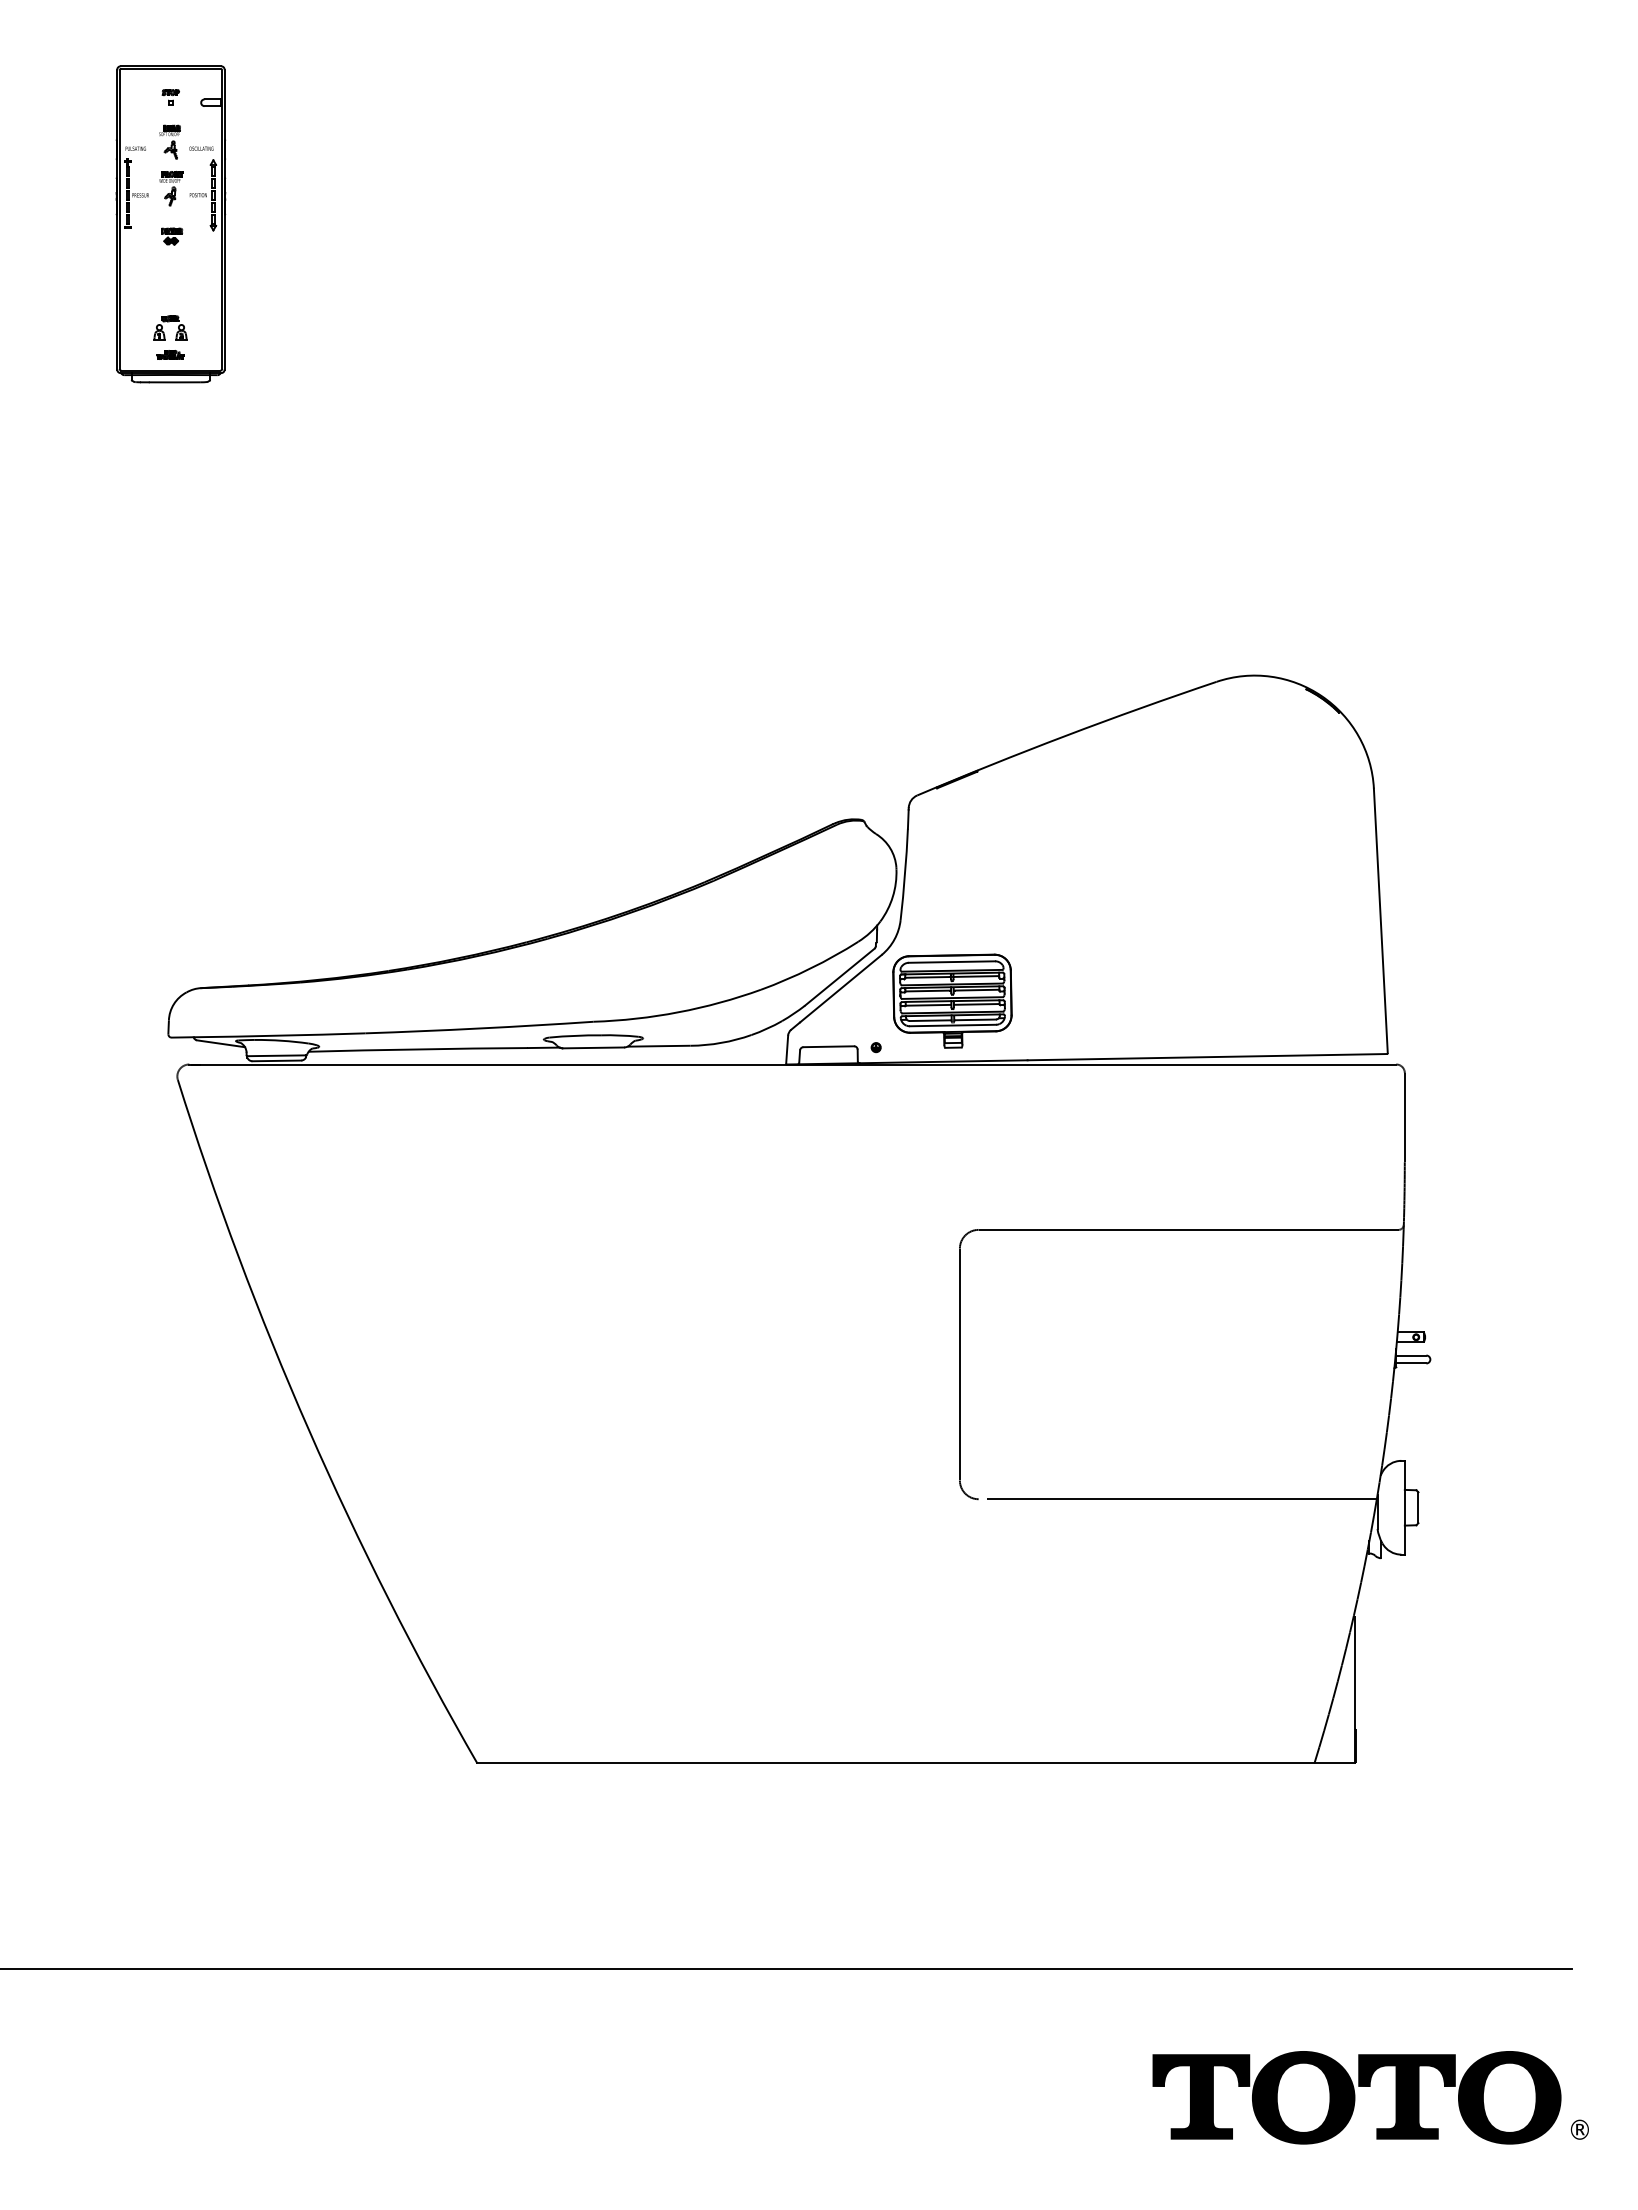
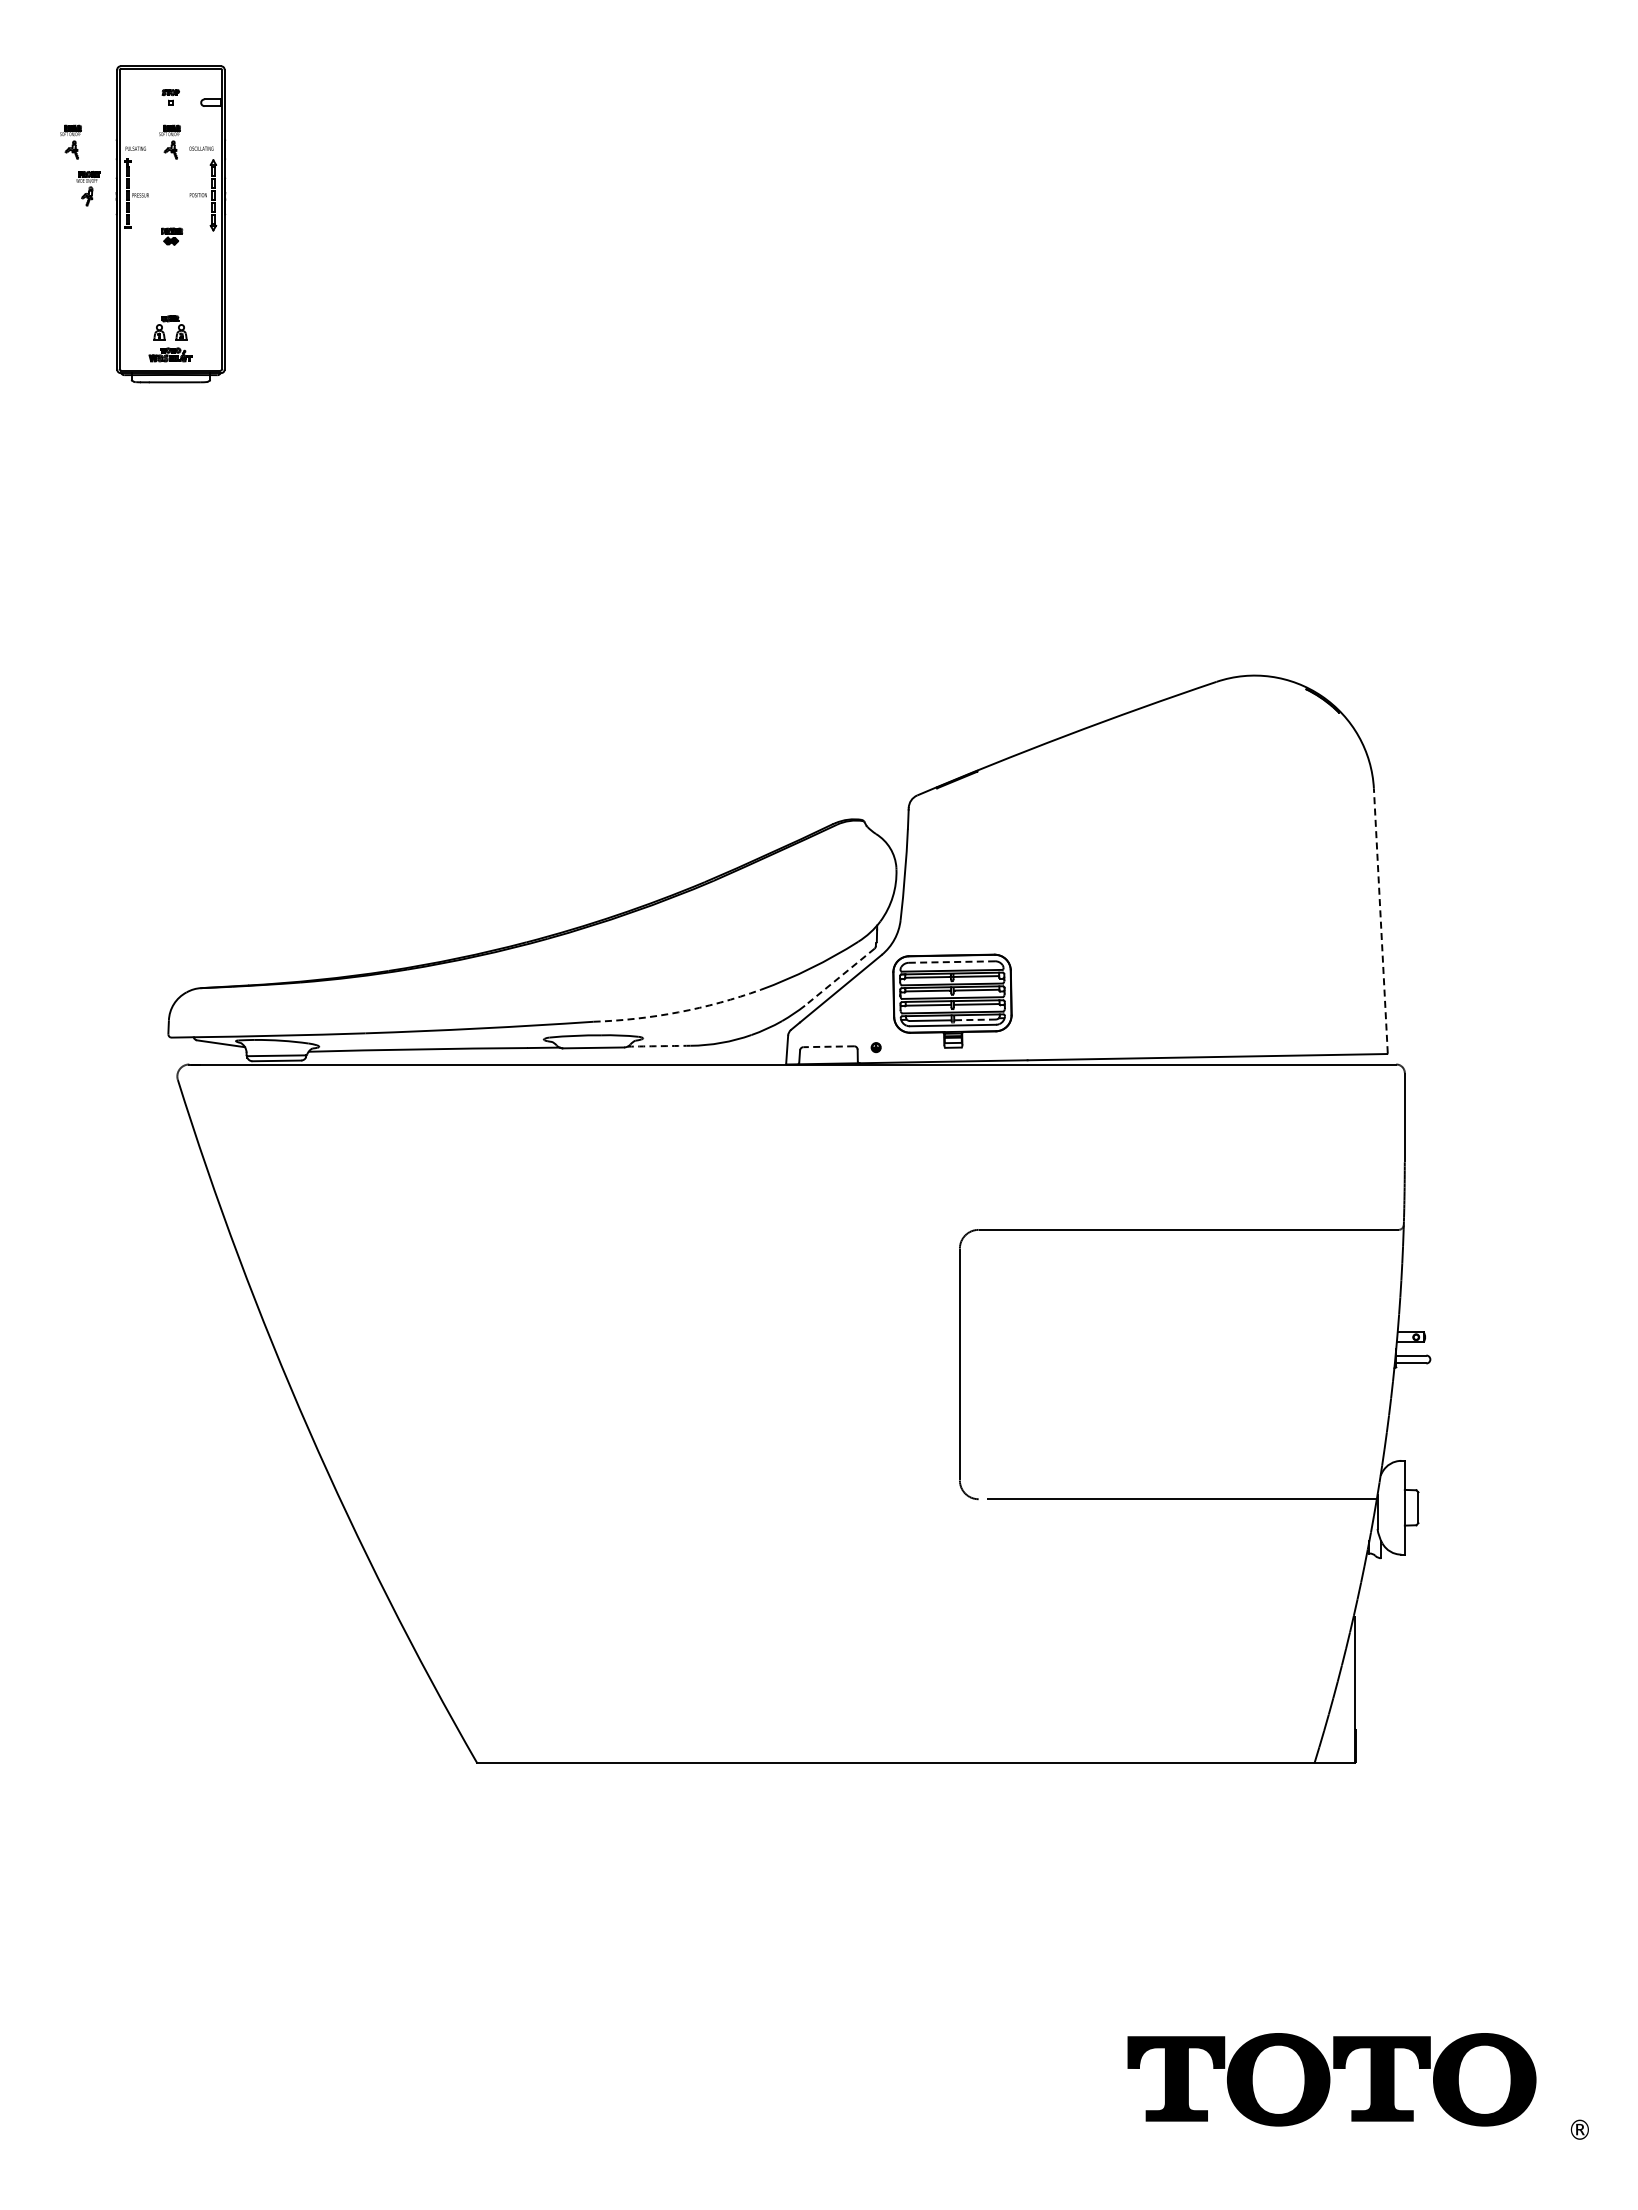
part: none -> present (70, 141)
part position: (171, 188) -> (88, 188) (88, 188)
part size: 29x10 px -> 45x16 px (170, 354)
line: solid -> dashed (1380, 920)
line: solid -> dashed (952, 962)
line: solid -> dashed (839, 977)
arc: solid -> dashed (678, 1012)
line: solid -> dashed (975, 1019)
arc: solid -> dashed (659, 1046)
line: solid -> dashed (828, 1046)
line: present -> none (787, 1969)
part position: (1356, 2097) -> (1331, 2079) (1331, 2079)
